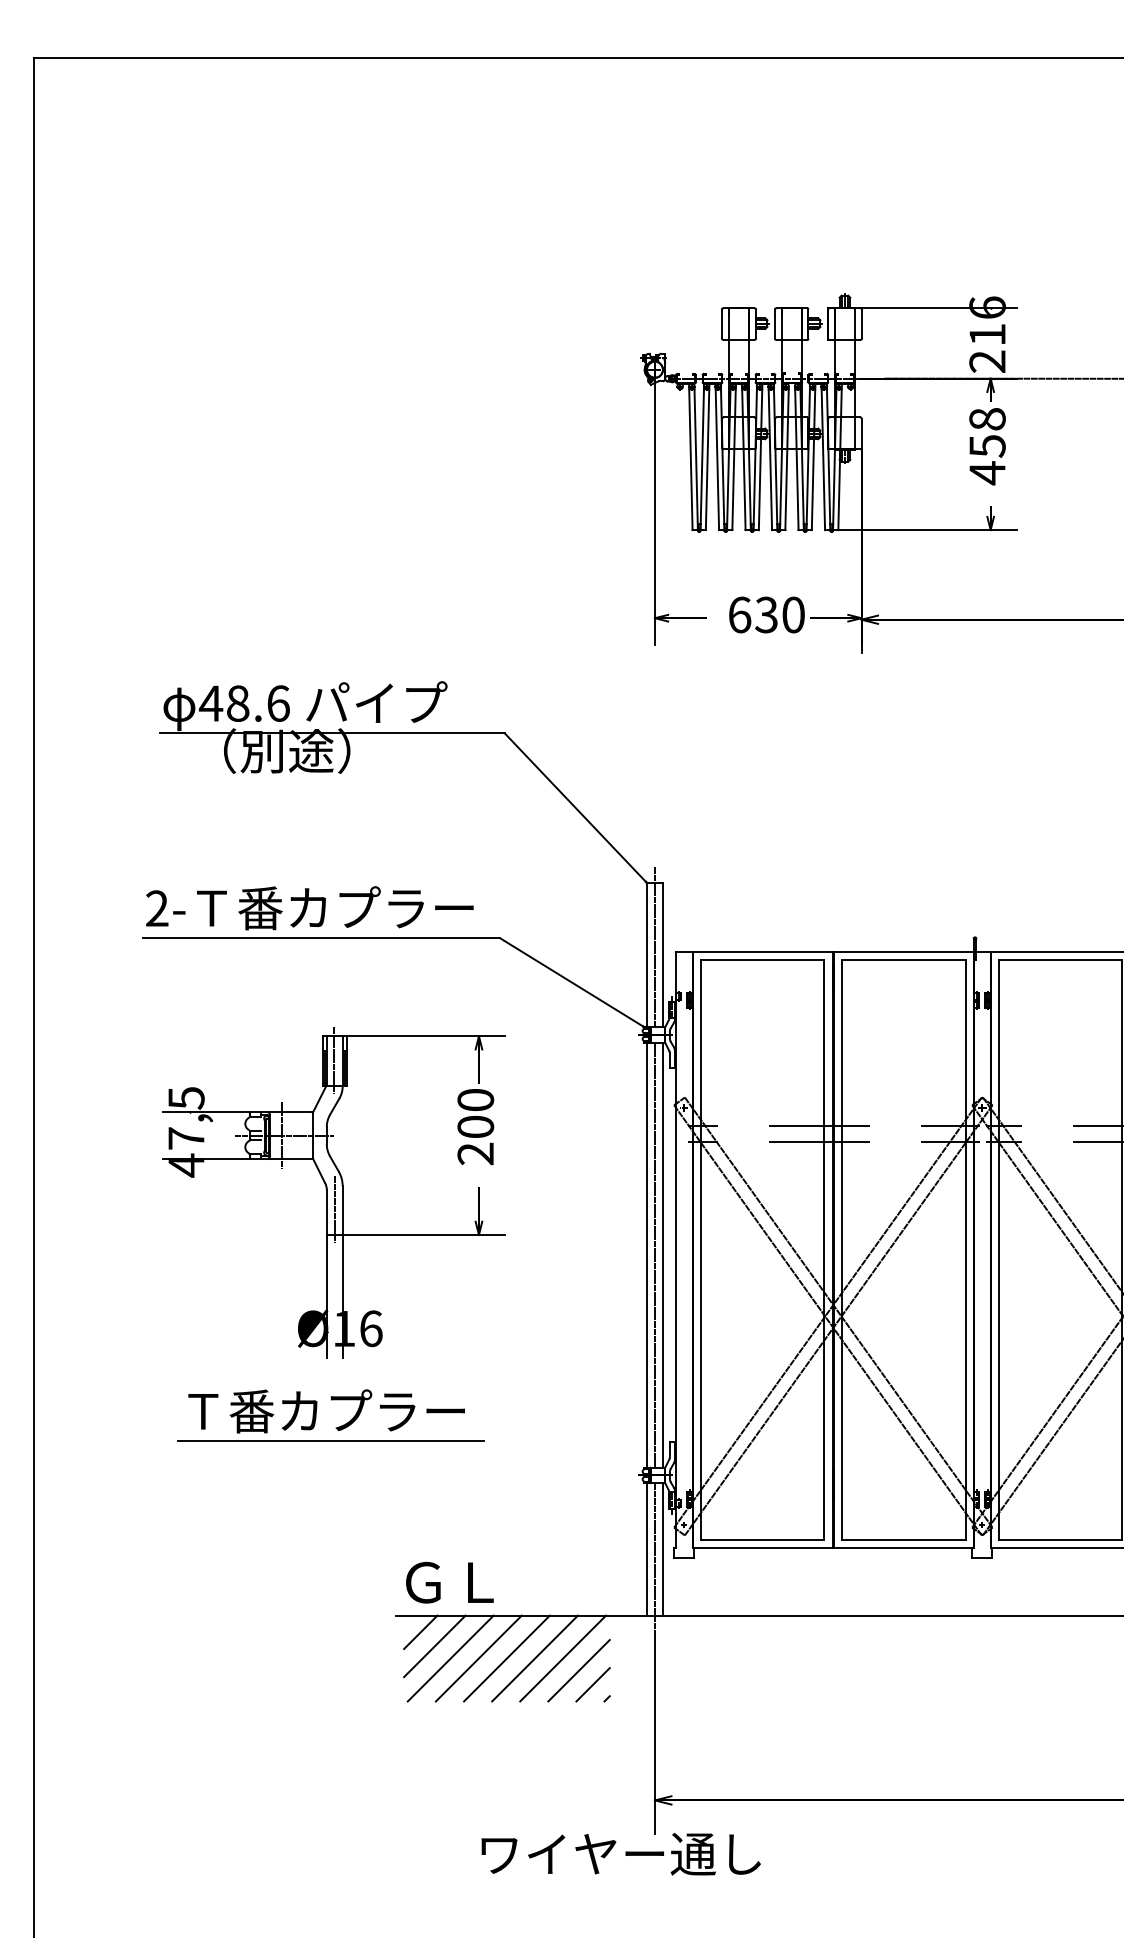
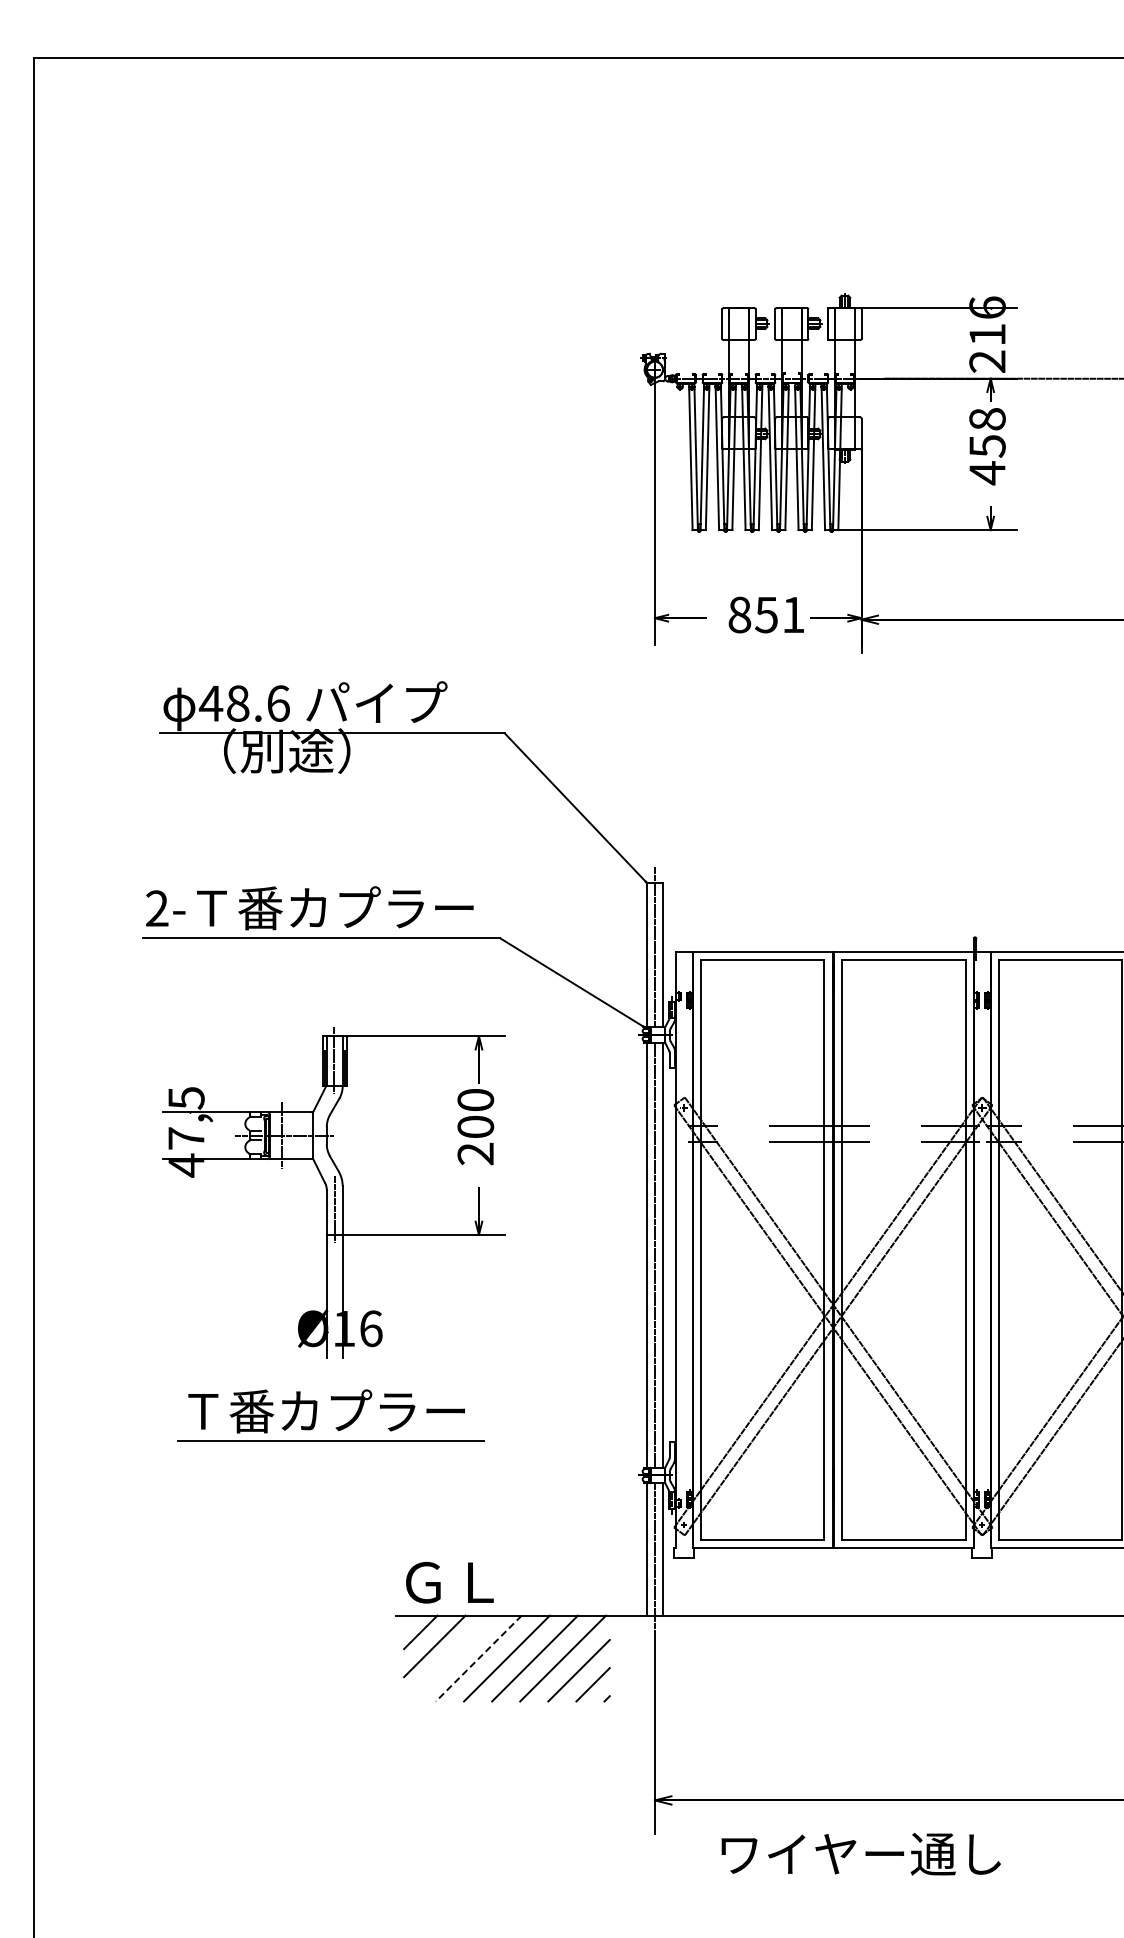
text: 630 -> 851 (766, 614)
line: present -> none (450, 1658)
line: solid -> dashed (478, 1658)
text position: (620, 1854) -> (860, 1854) (860, 1854)
